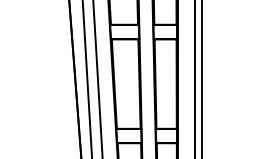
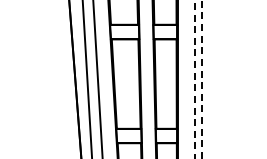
line: solid -> dashed (195, 79)
line: solid -> dashed (202, 79)
